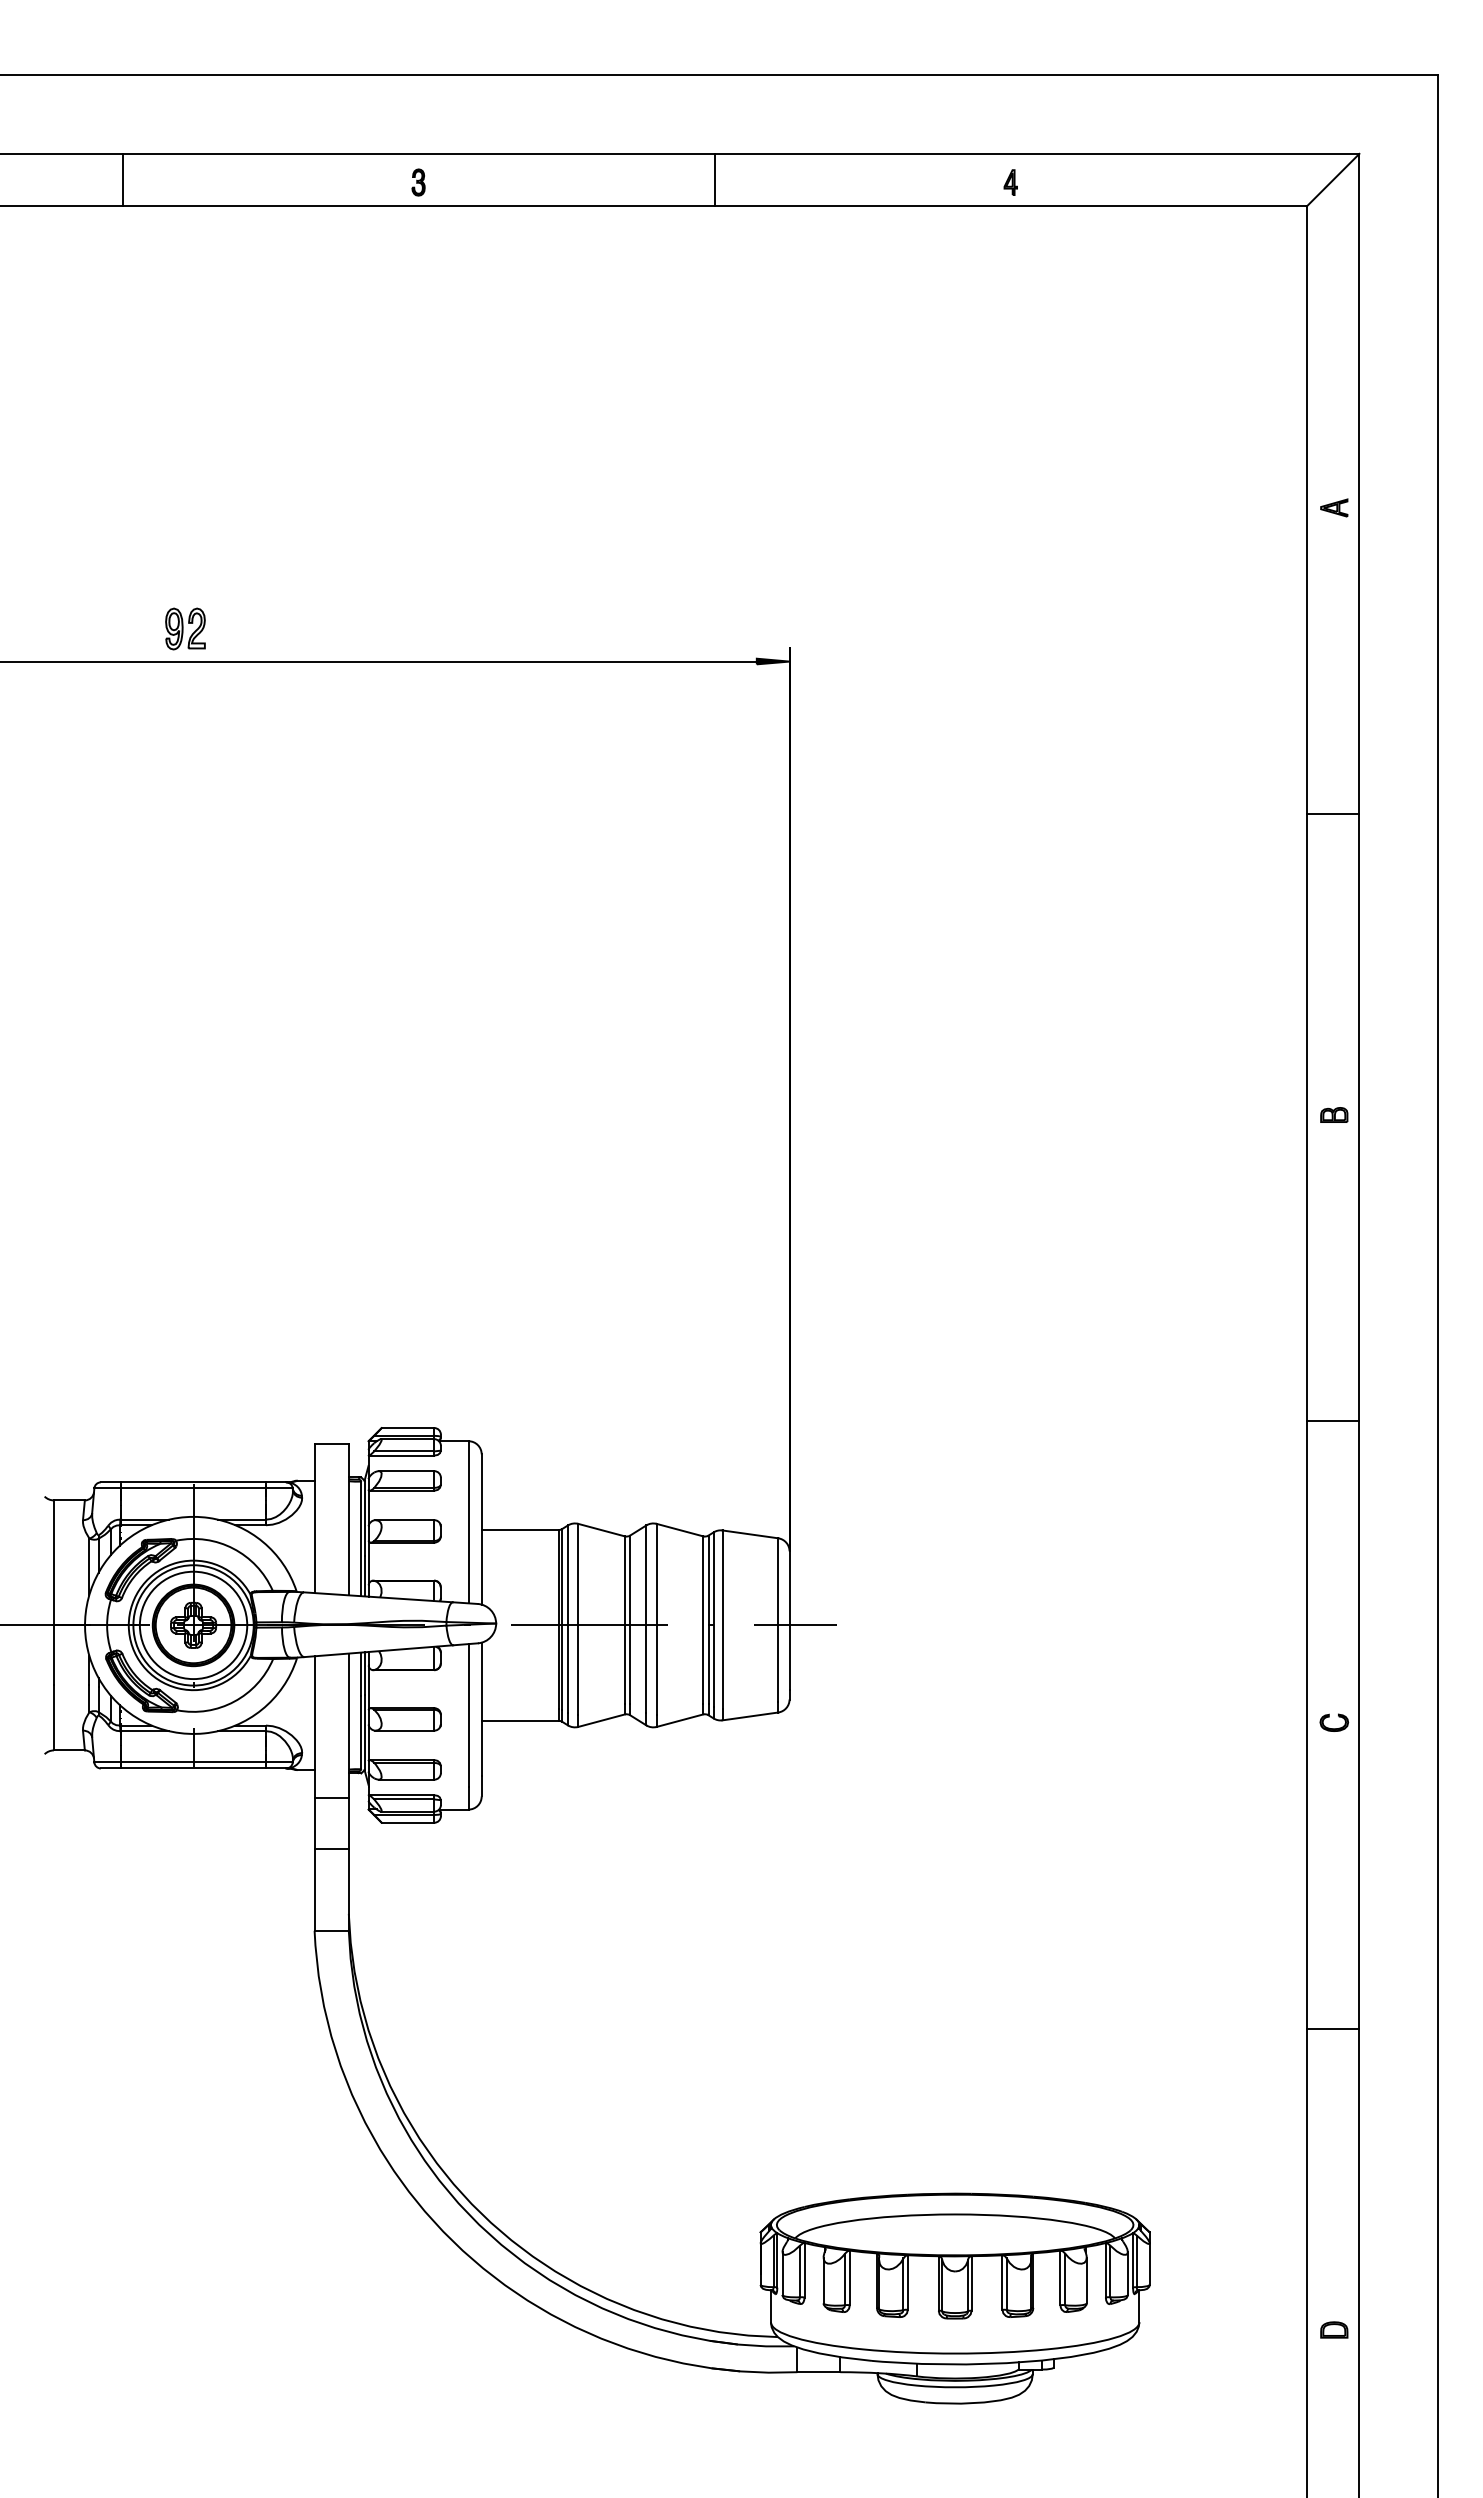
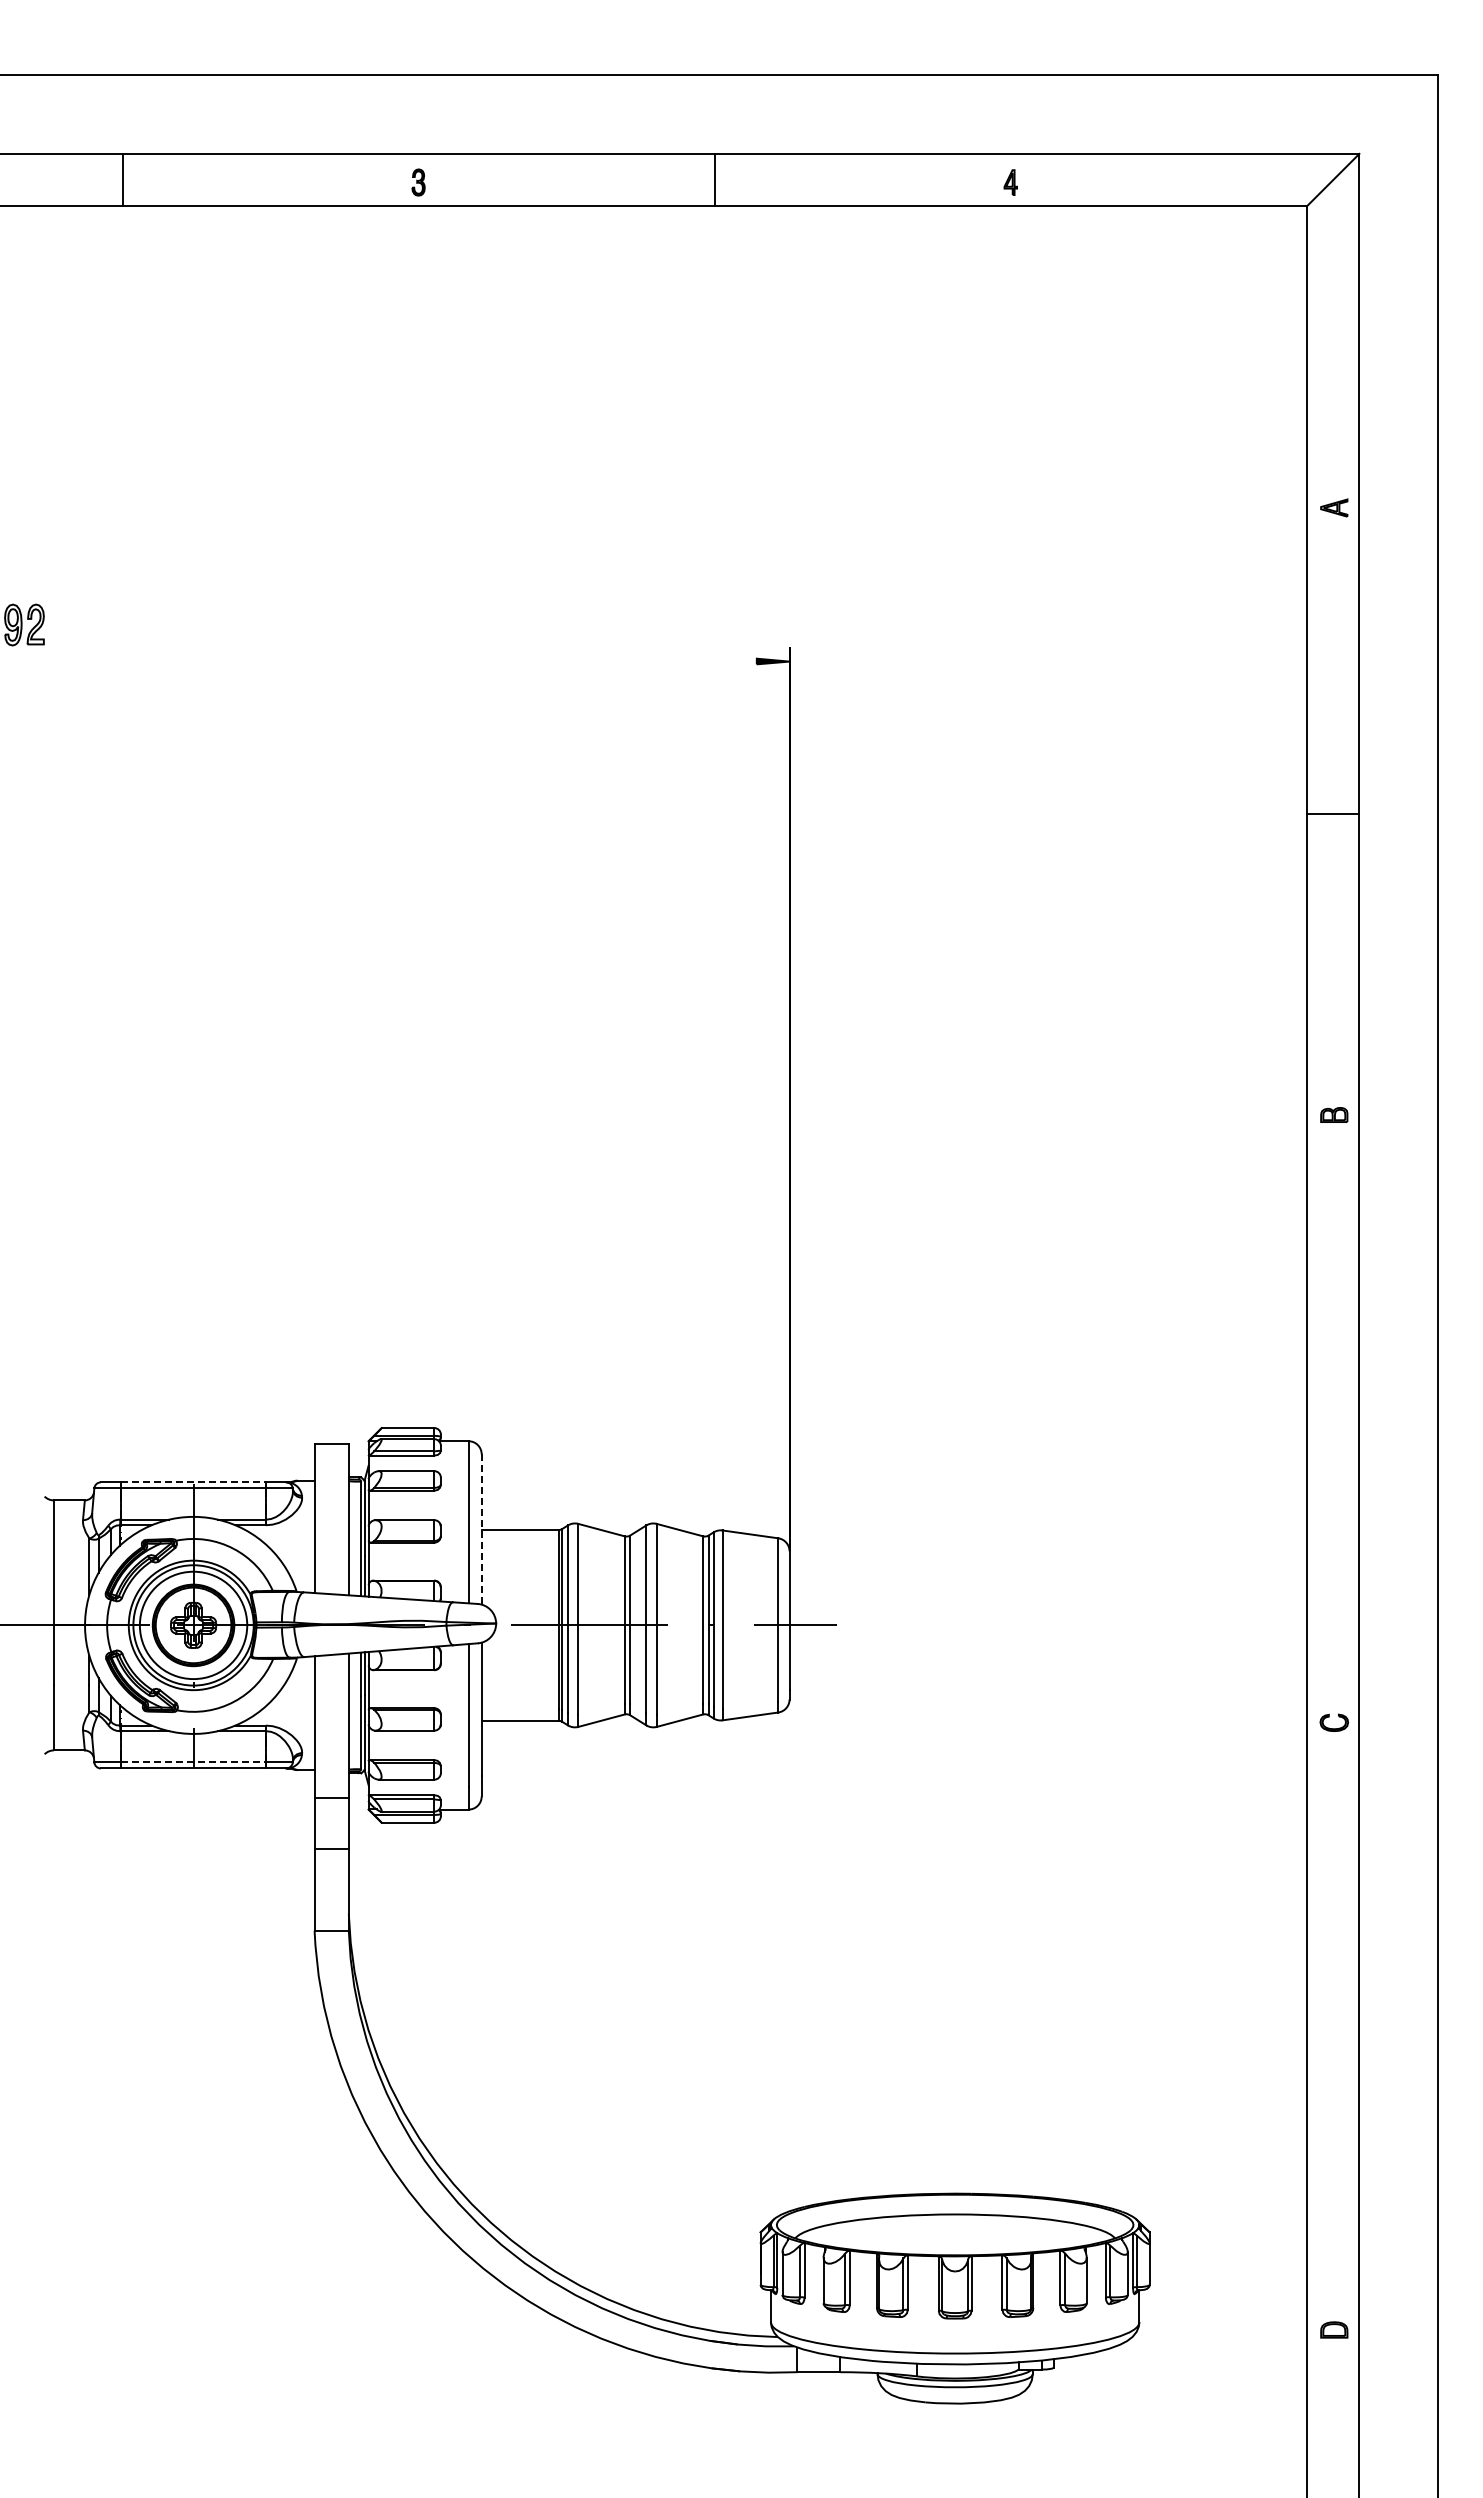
part position: (185, 628) -> (24, 624) (24, 624)
line: present -> none (379, 661)
line: present -> none (1332, 1421)
line: solid -> dashed (194, 1482)
line: solid -> dashed (481, 1530)
line: solid -> dashed (194, 1762)
line: present -> none (1332, 2028)
